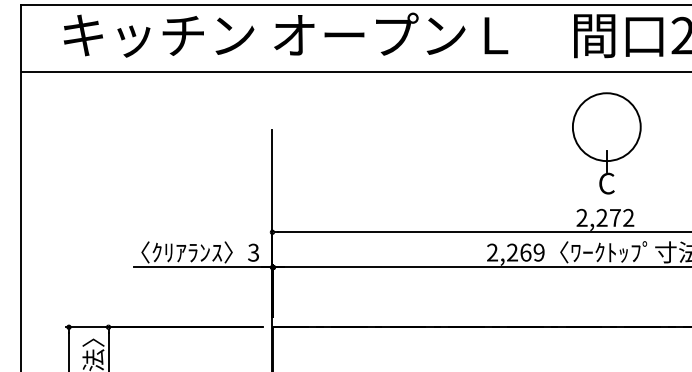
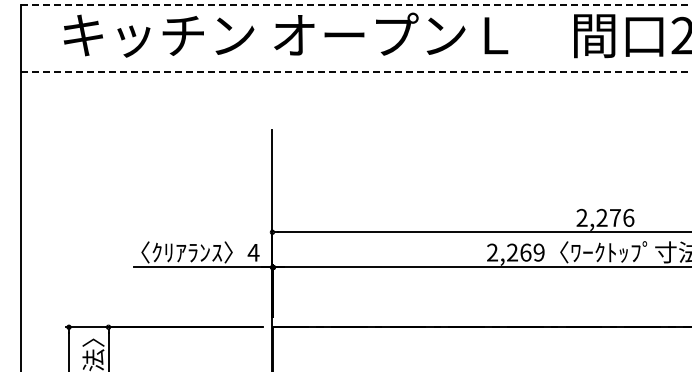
line: solid -> dashed (356, 5)
line: solid -> dashed (356, 71)
part: present -> none (606, 143)
text: 2,272 -> 2,276 (628, 217)
text: 3 -> 4 (253, 252)
